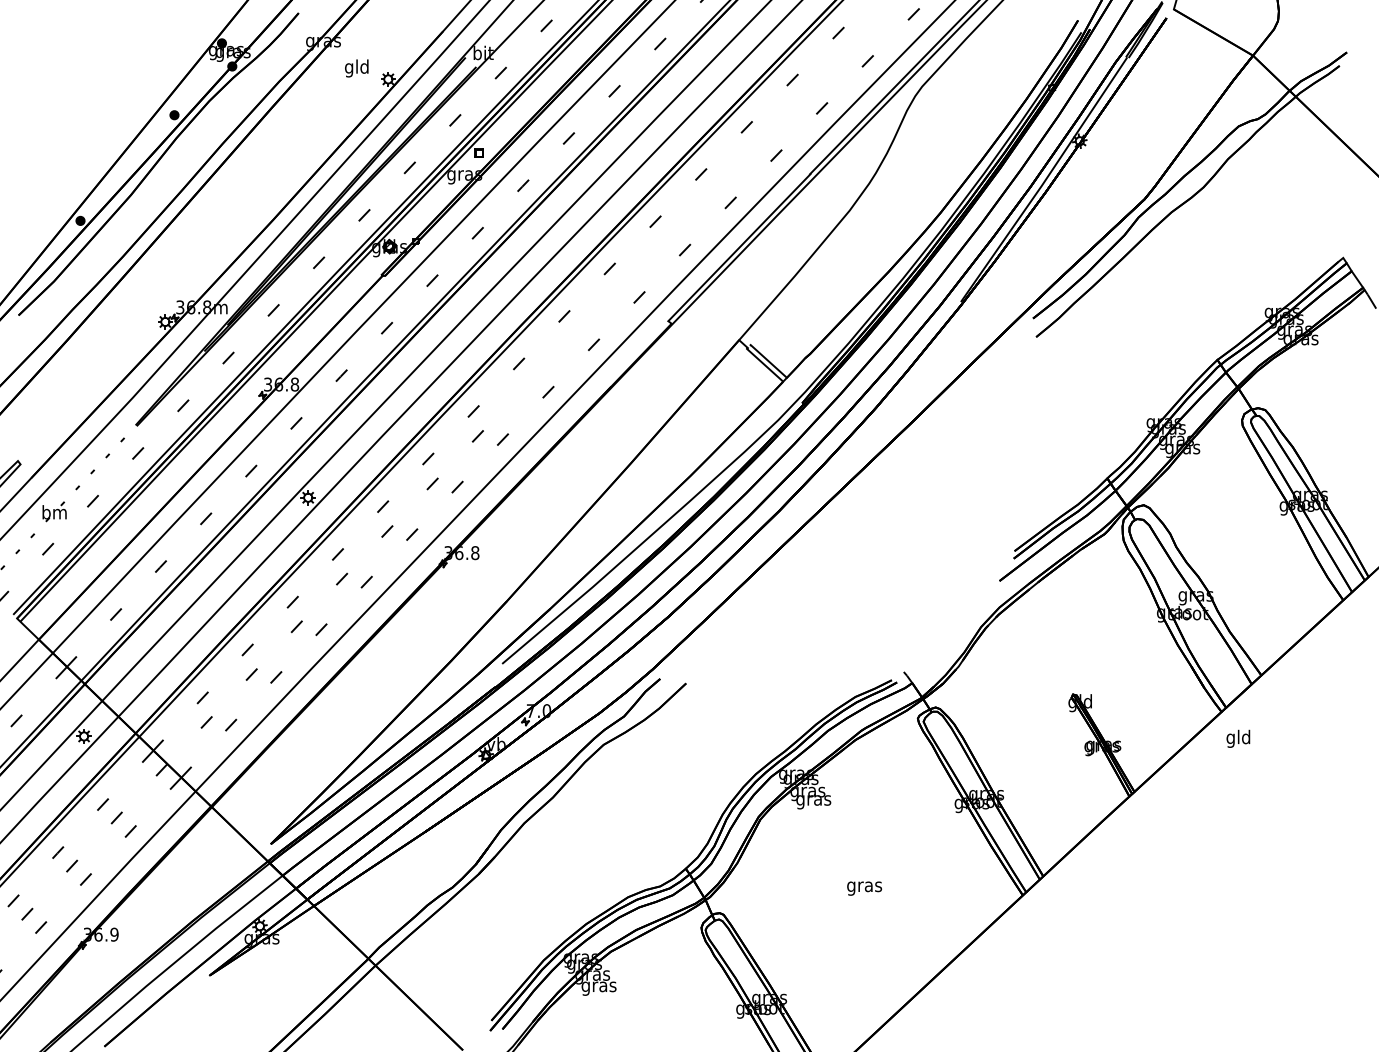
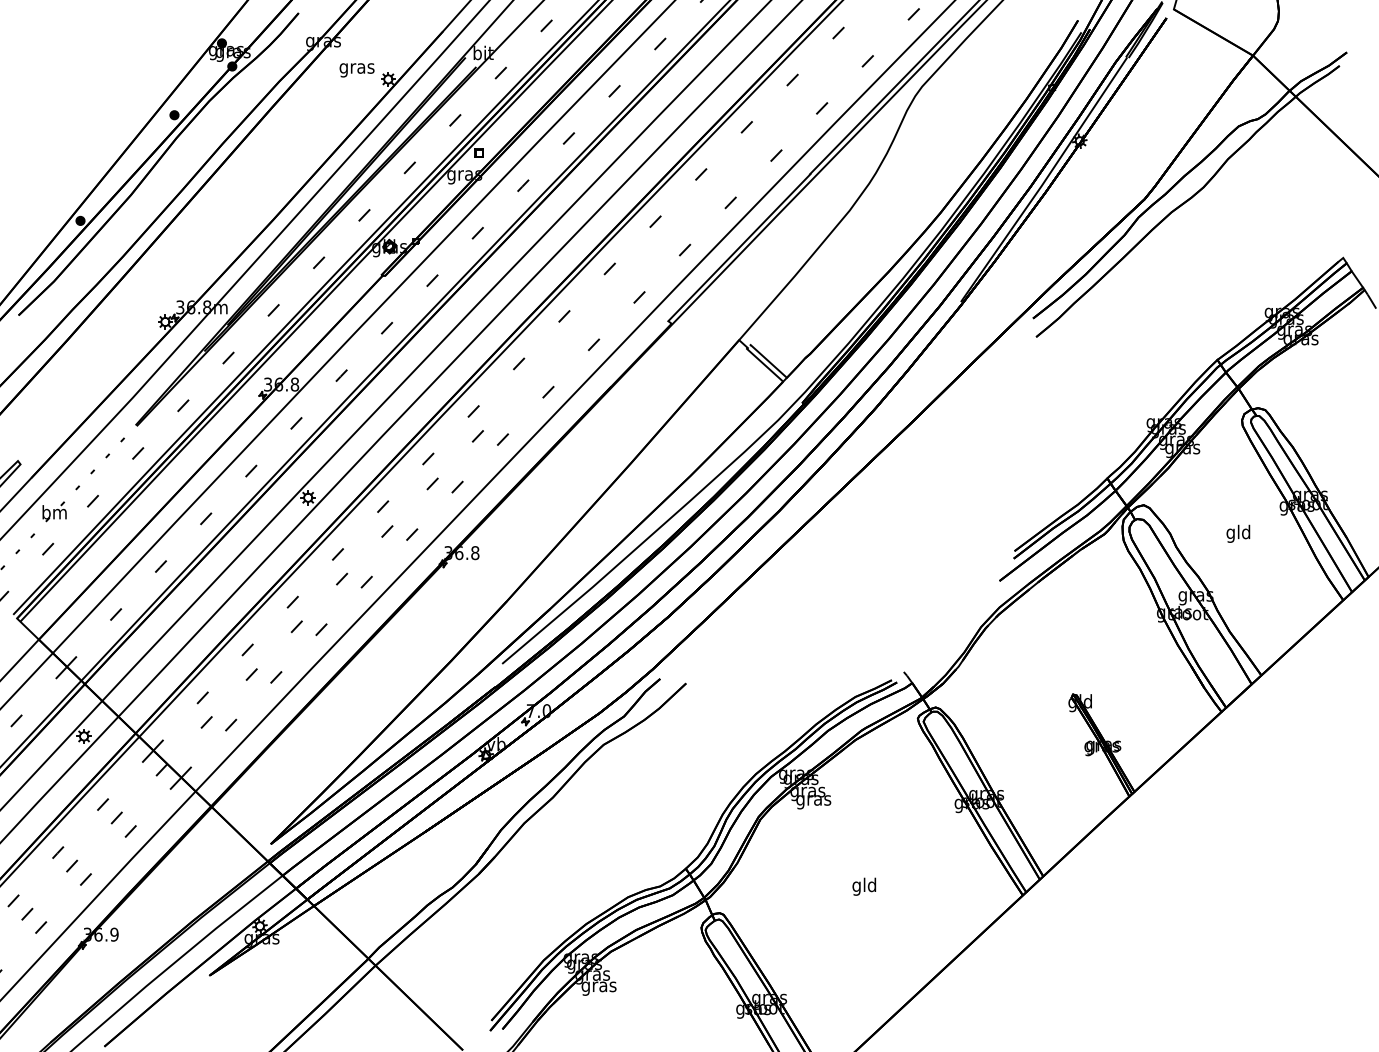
text: gld -> gras (356, 68)
text position: (1238, 738) -> (1238, 533) (1238, 533)
text: gras -> gld (864, 886)
